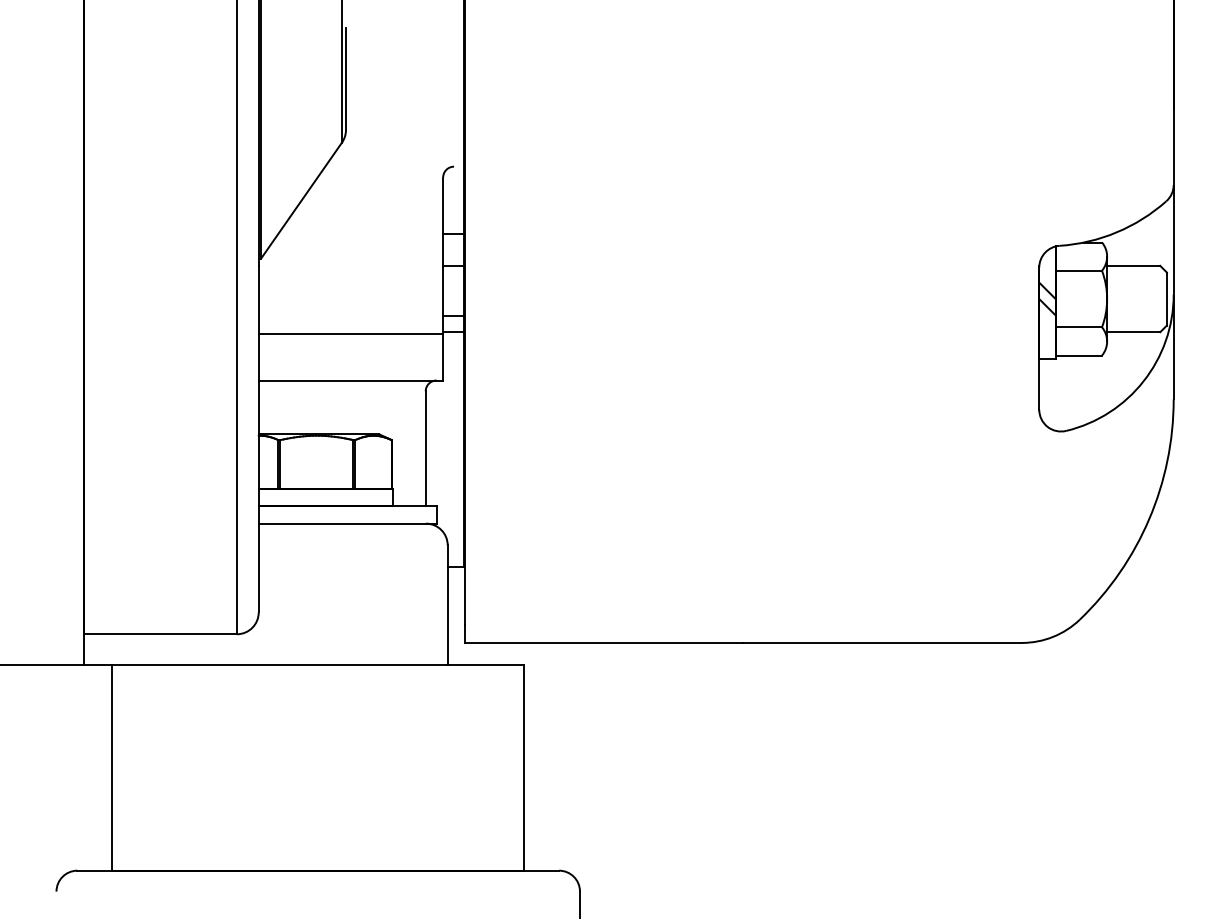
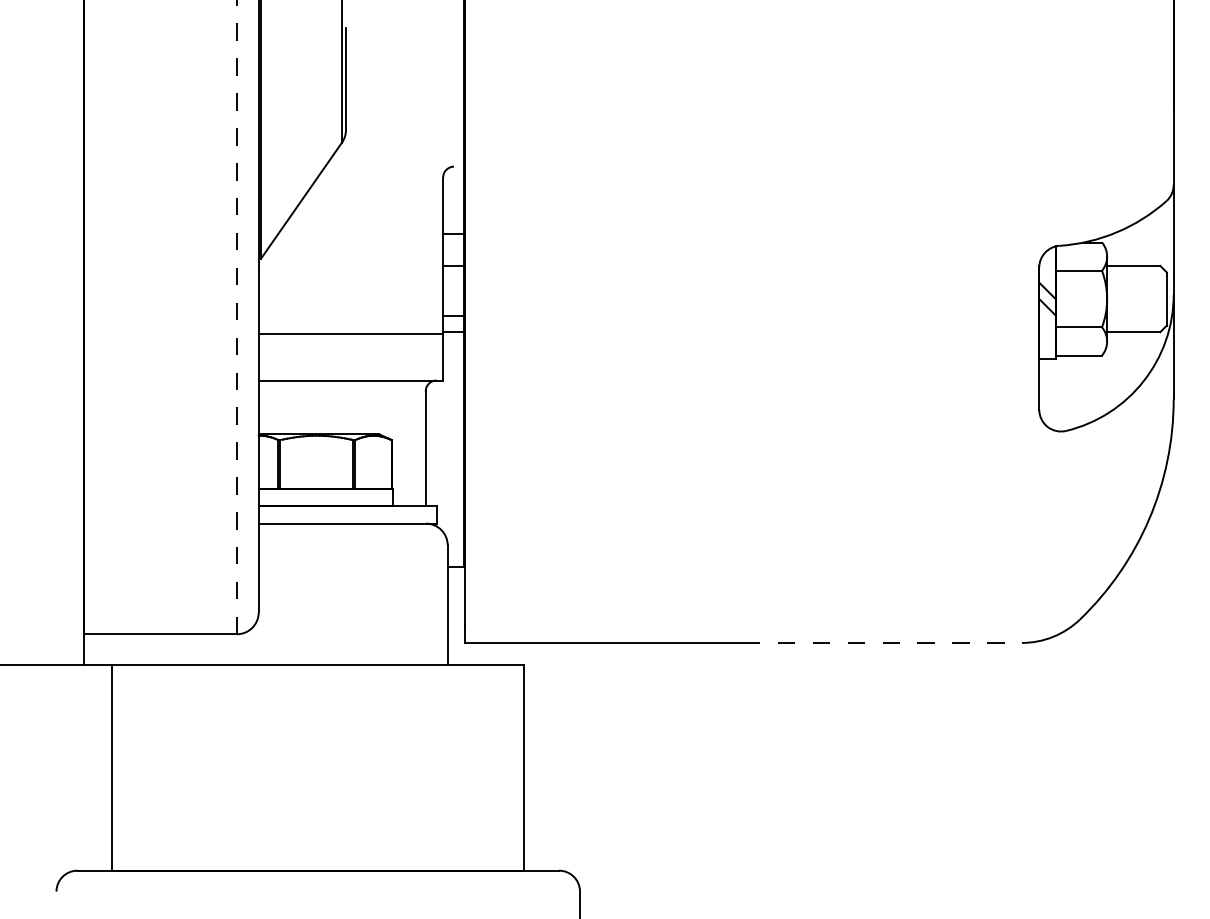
line: solid -> dashed (236, 317)
line: solid -> dashed (882, 642)
